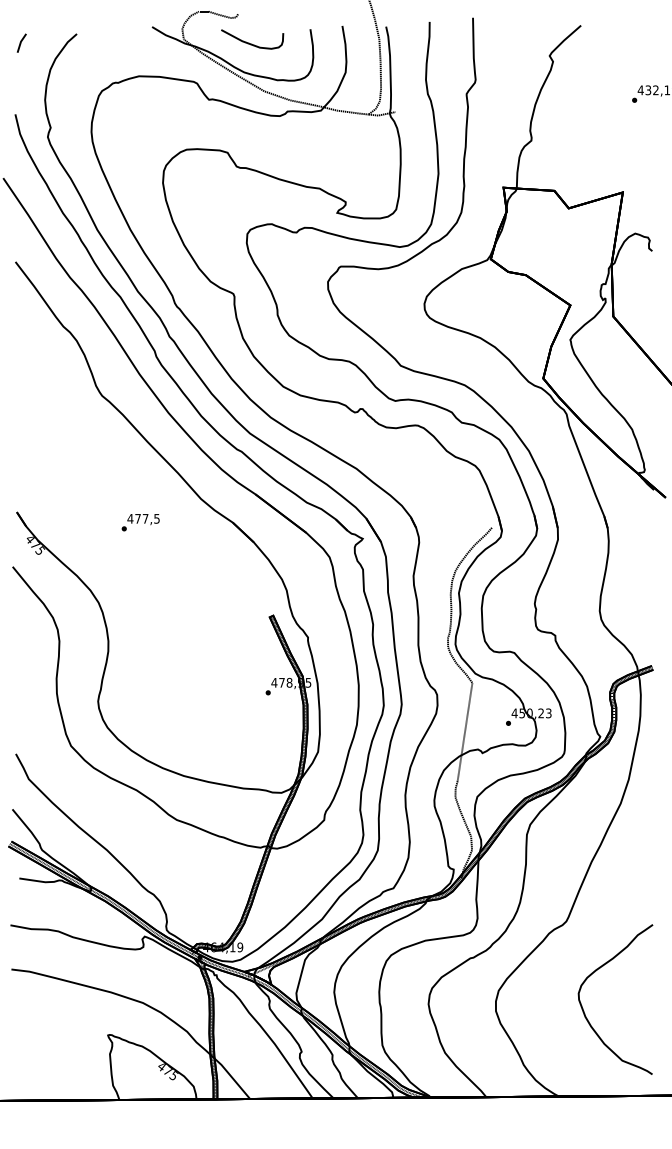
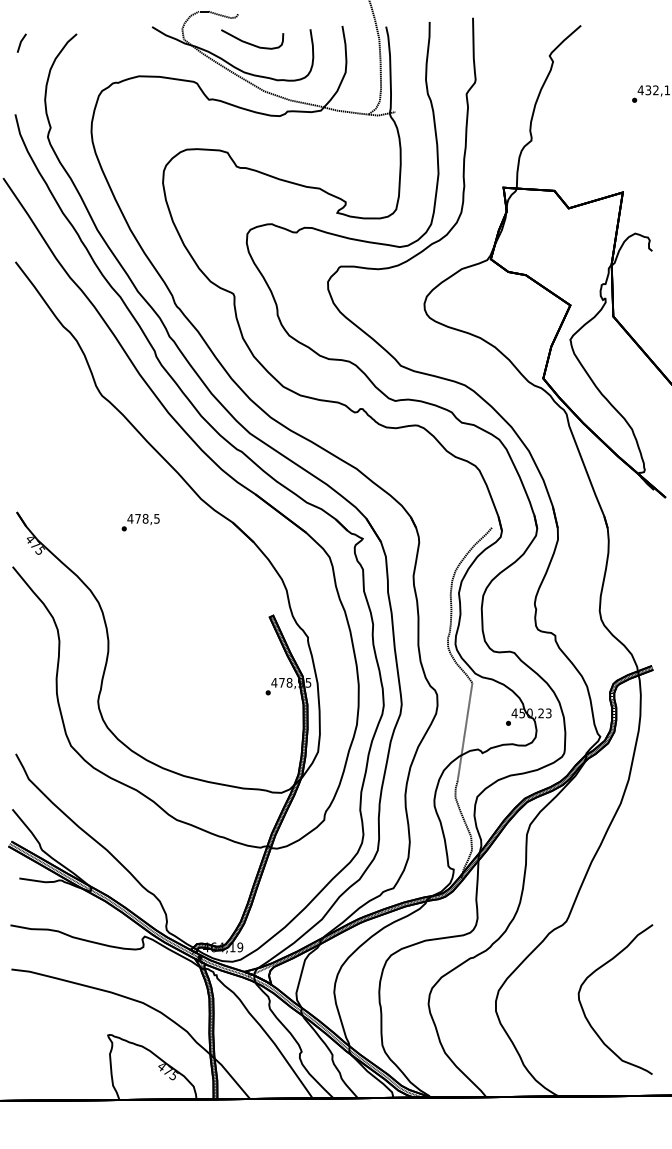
text: 477,5 -> 478,5 (145, 518)
